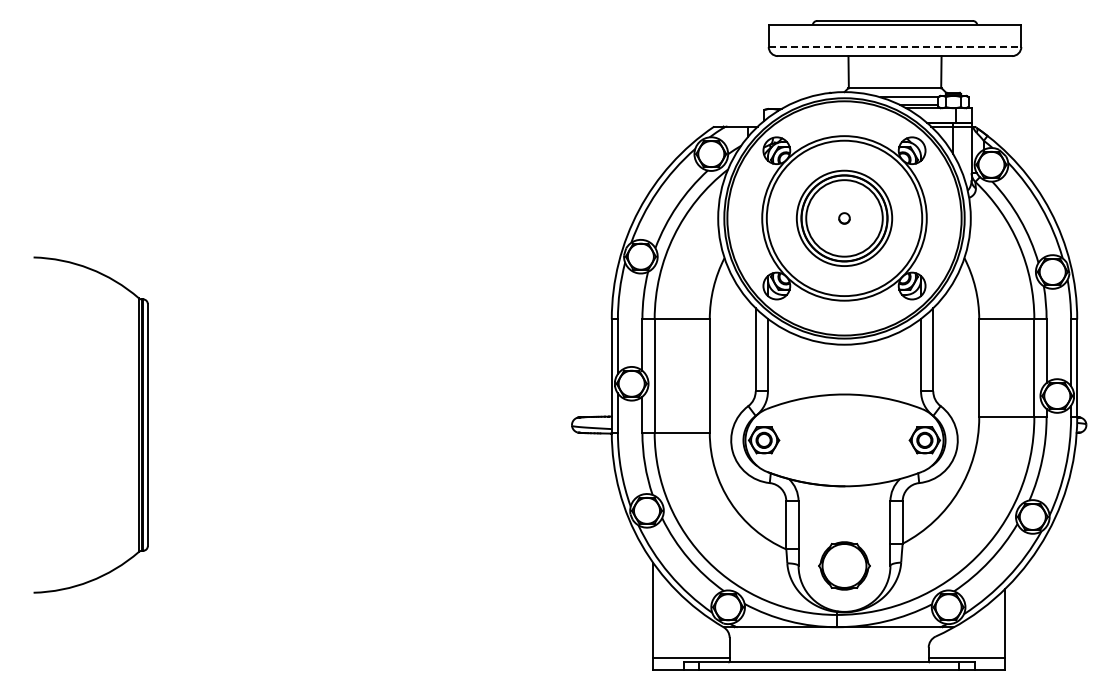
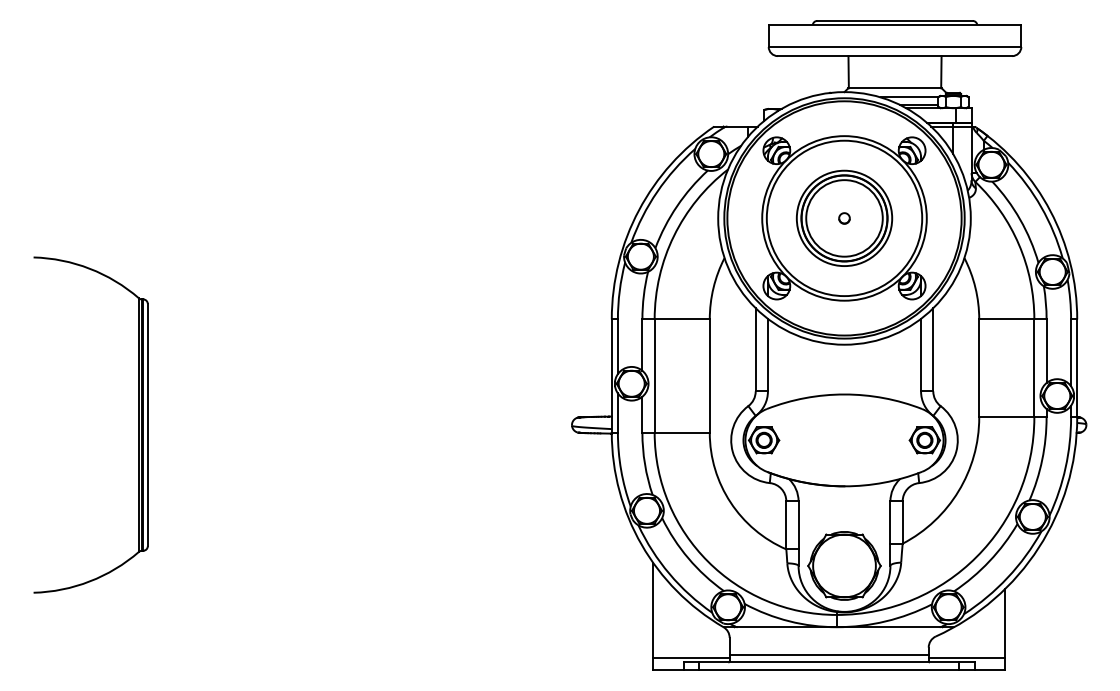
line: dashed -> solid (895, 46)
part size: 53x50 px -> 75x70 px (844, 565)
line: none -> present (828, 654)
